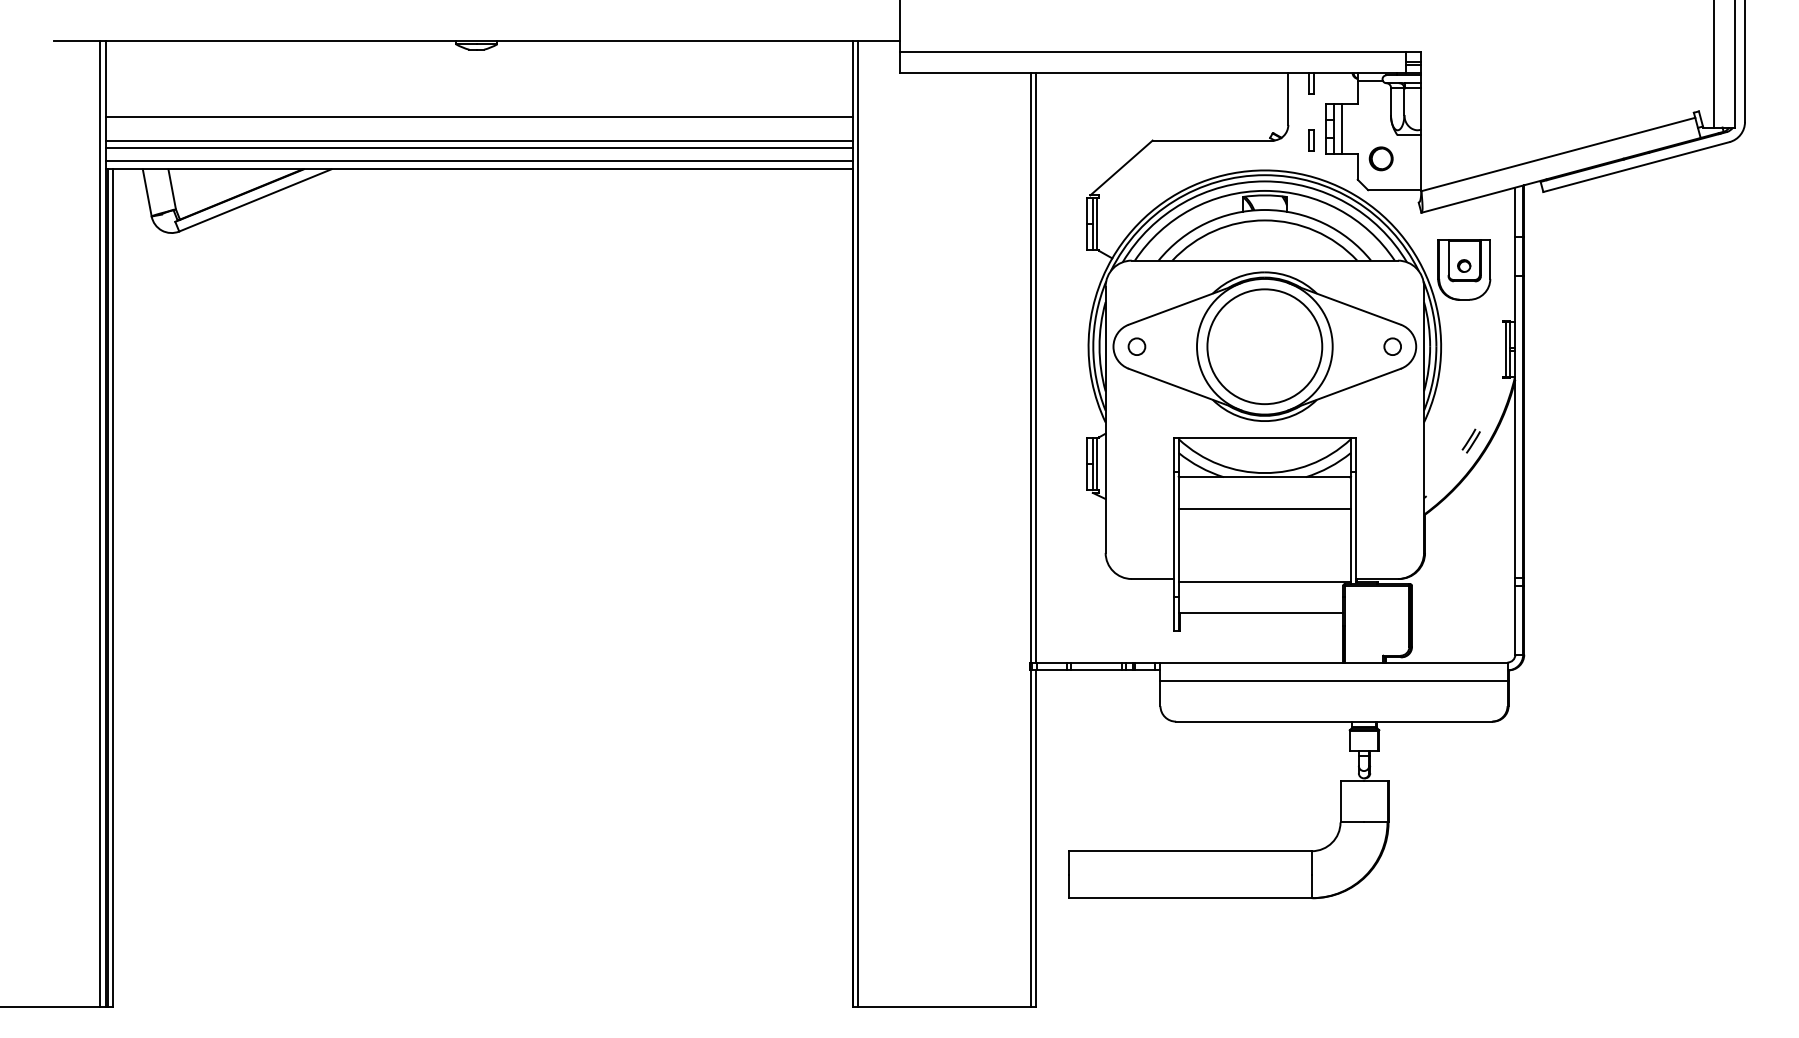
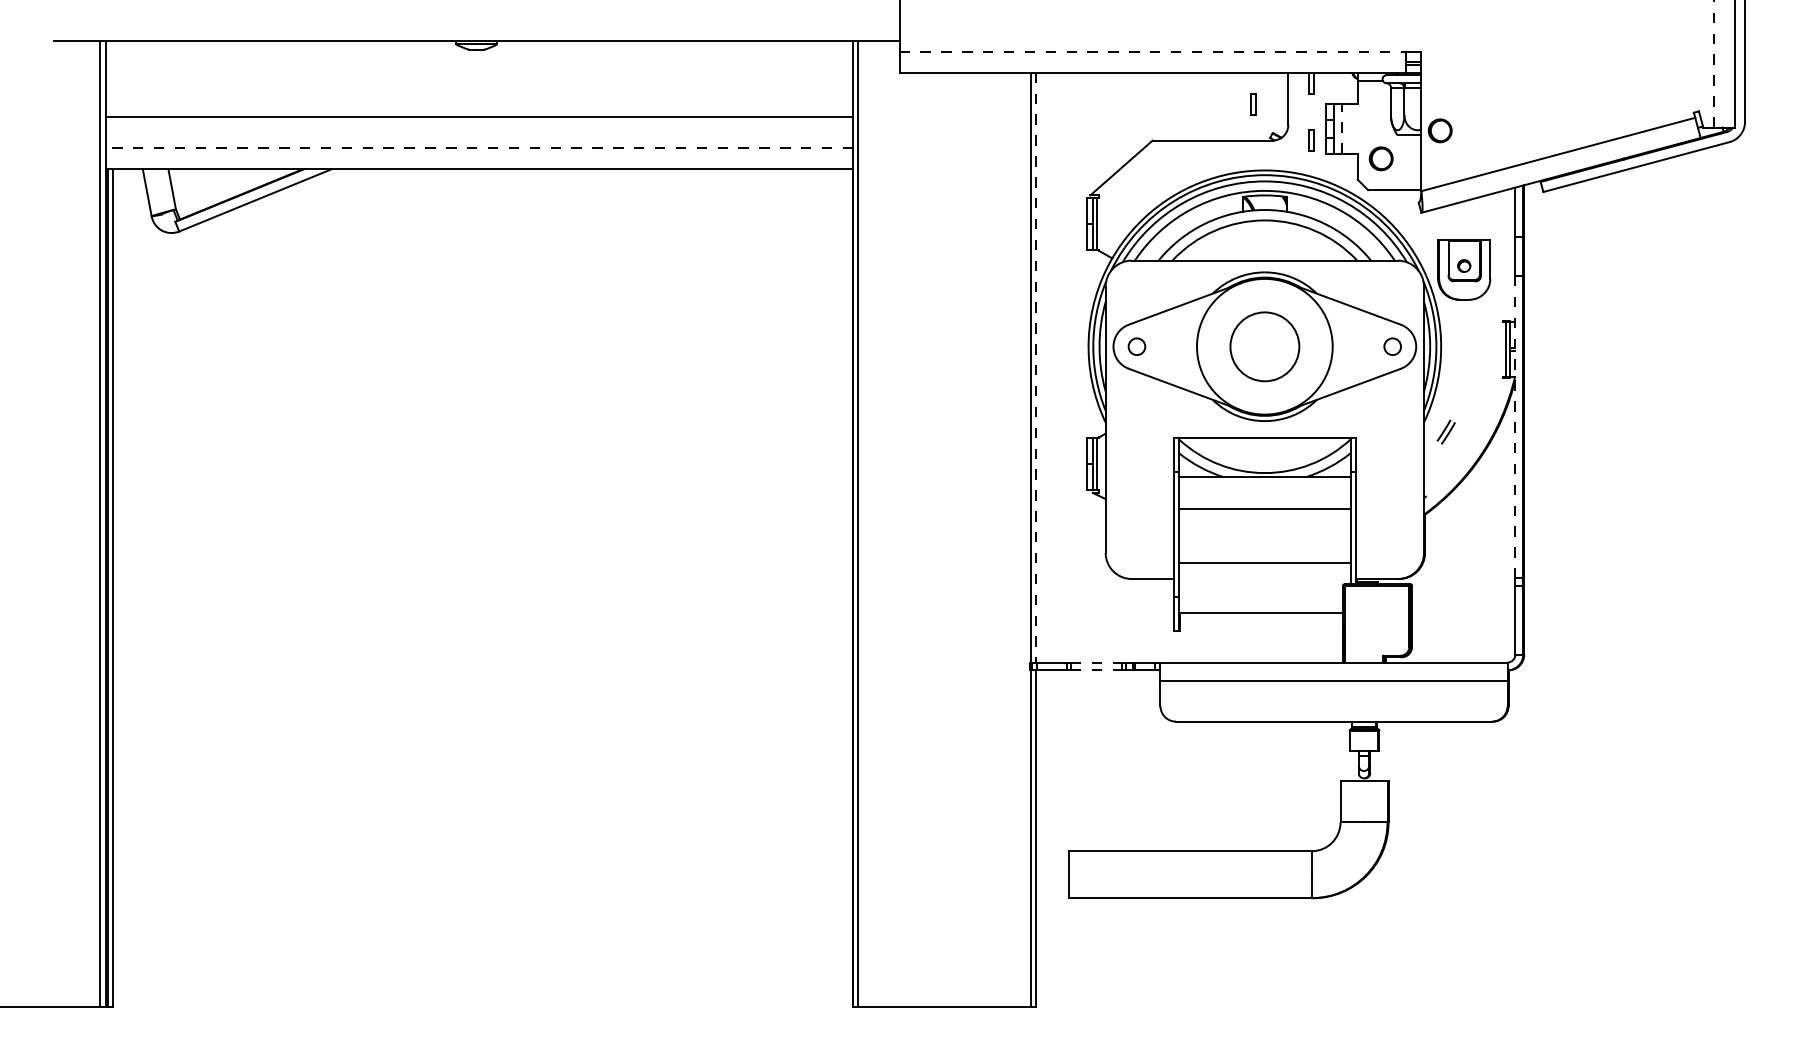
line: solid -> dashed (1153, 51)
line: solid -> dashed (1713, 63)
part: none -> present (1253, 104)
line: solid -> dashed (1342, 128)
part: none -> present (1439, 130)
line: present -> none (479, 140)
line: solid -> dashed (479, 148)
line: present -> none (479, 161)
circle size: 118x118 px -> 72x72 px (1264, 346)
line: solid -> dashed (1035, 367)
line: solid -> dashed (1515, 427)
part position: (1470, 440) -> (1445, 431) (1445, 431)
line position: (1264, 581) -> (1264, 562) (1264, 562)
line: solid -> dashed (1096, 662)
line: solid -> dashed (1096, 670)
